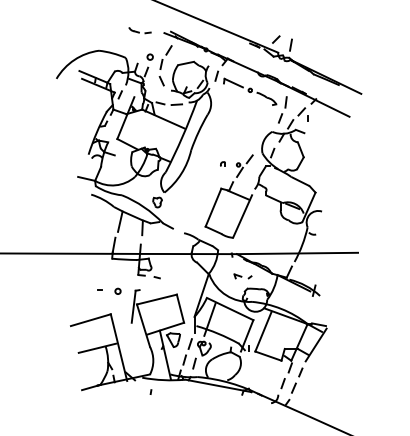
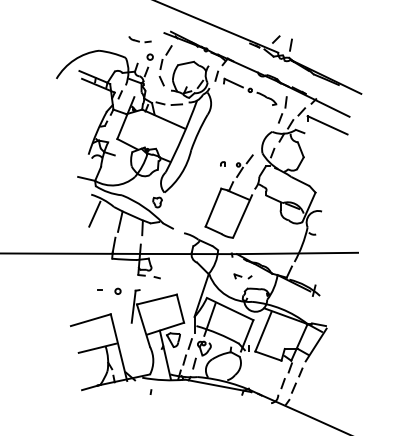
part position: (139, 30) -> (139, 39) (139, 39)
line: none -> present (327, 125)
line: none -> present (94, 213)
